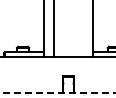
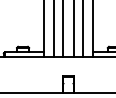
line: none -> present (63, 29)
line: none -> present (73, 29)
line: none -> present (82, 29)
line: dashed -> solid (57, 92)
